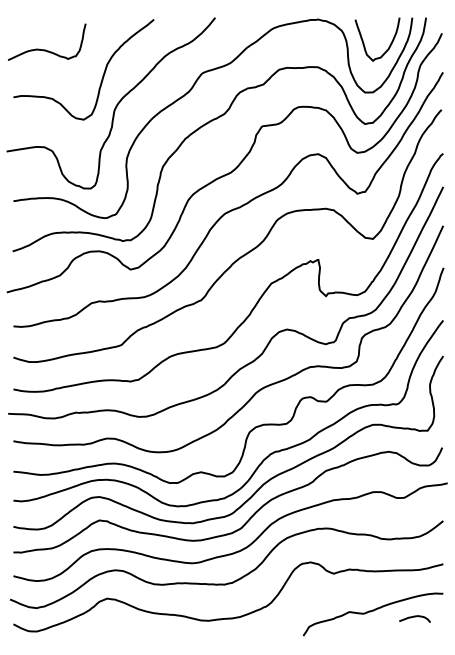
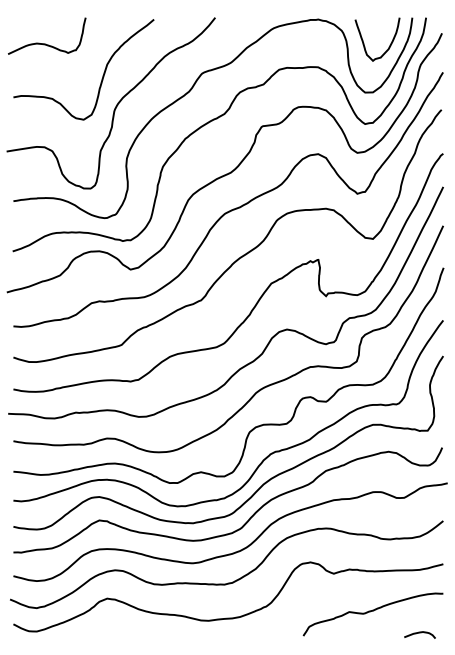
curve position: (45, 49) -> (45, 43) (45, 43)
curve position: (414, 617) -> (419, 633) (419, 633)
